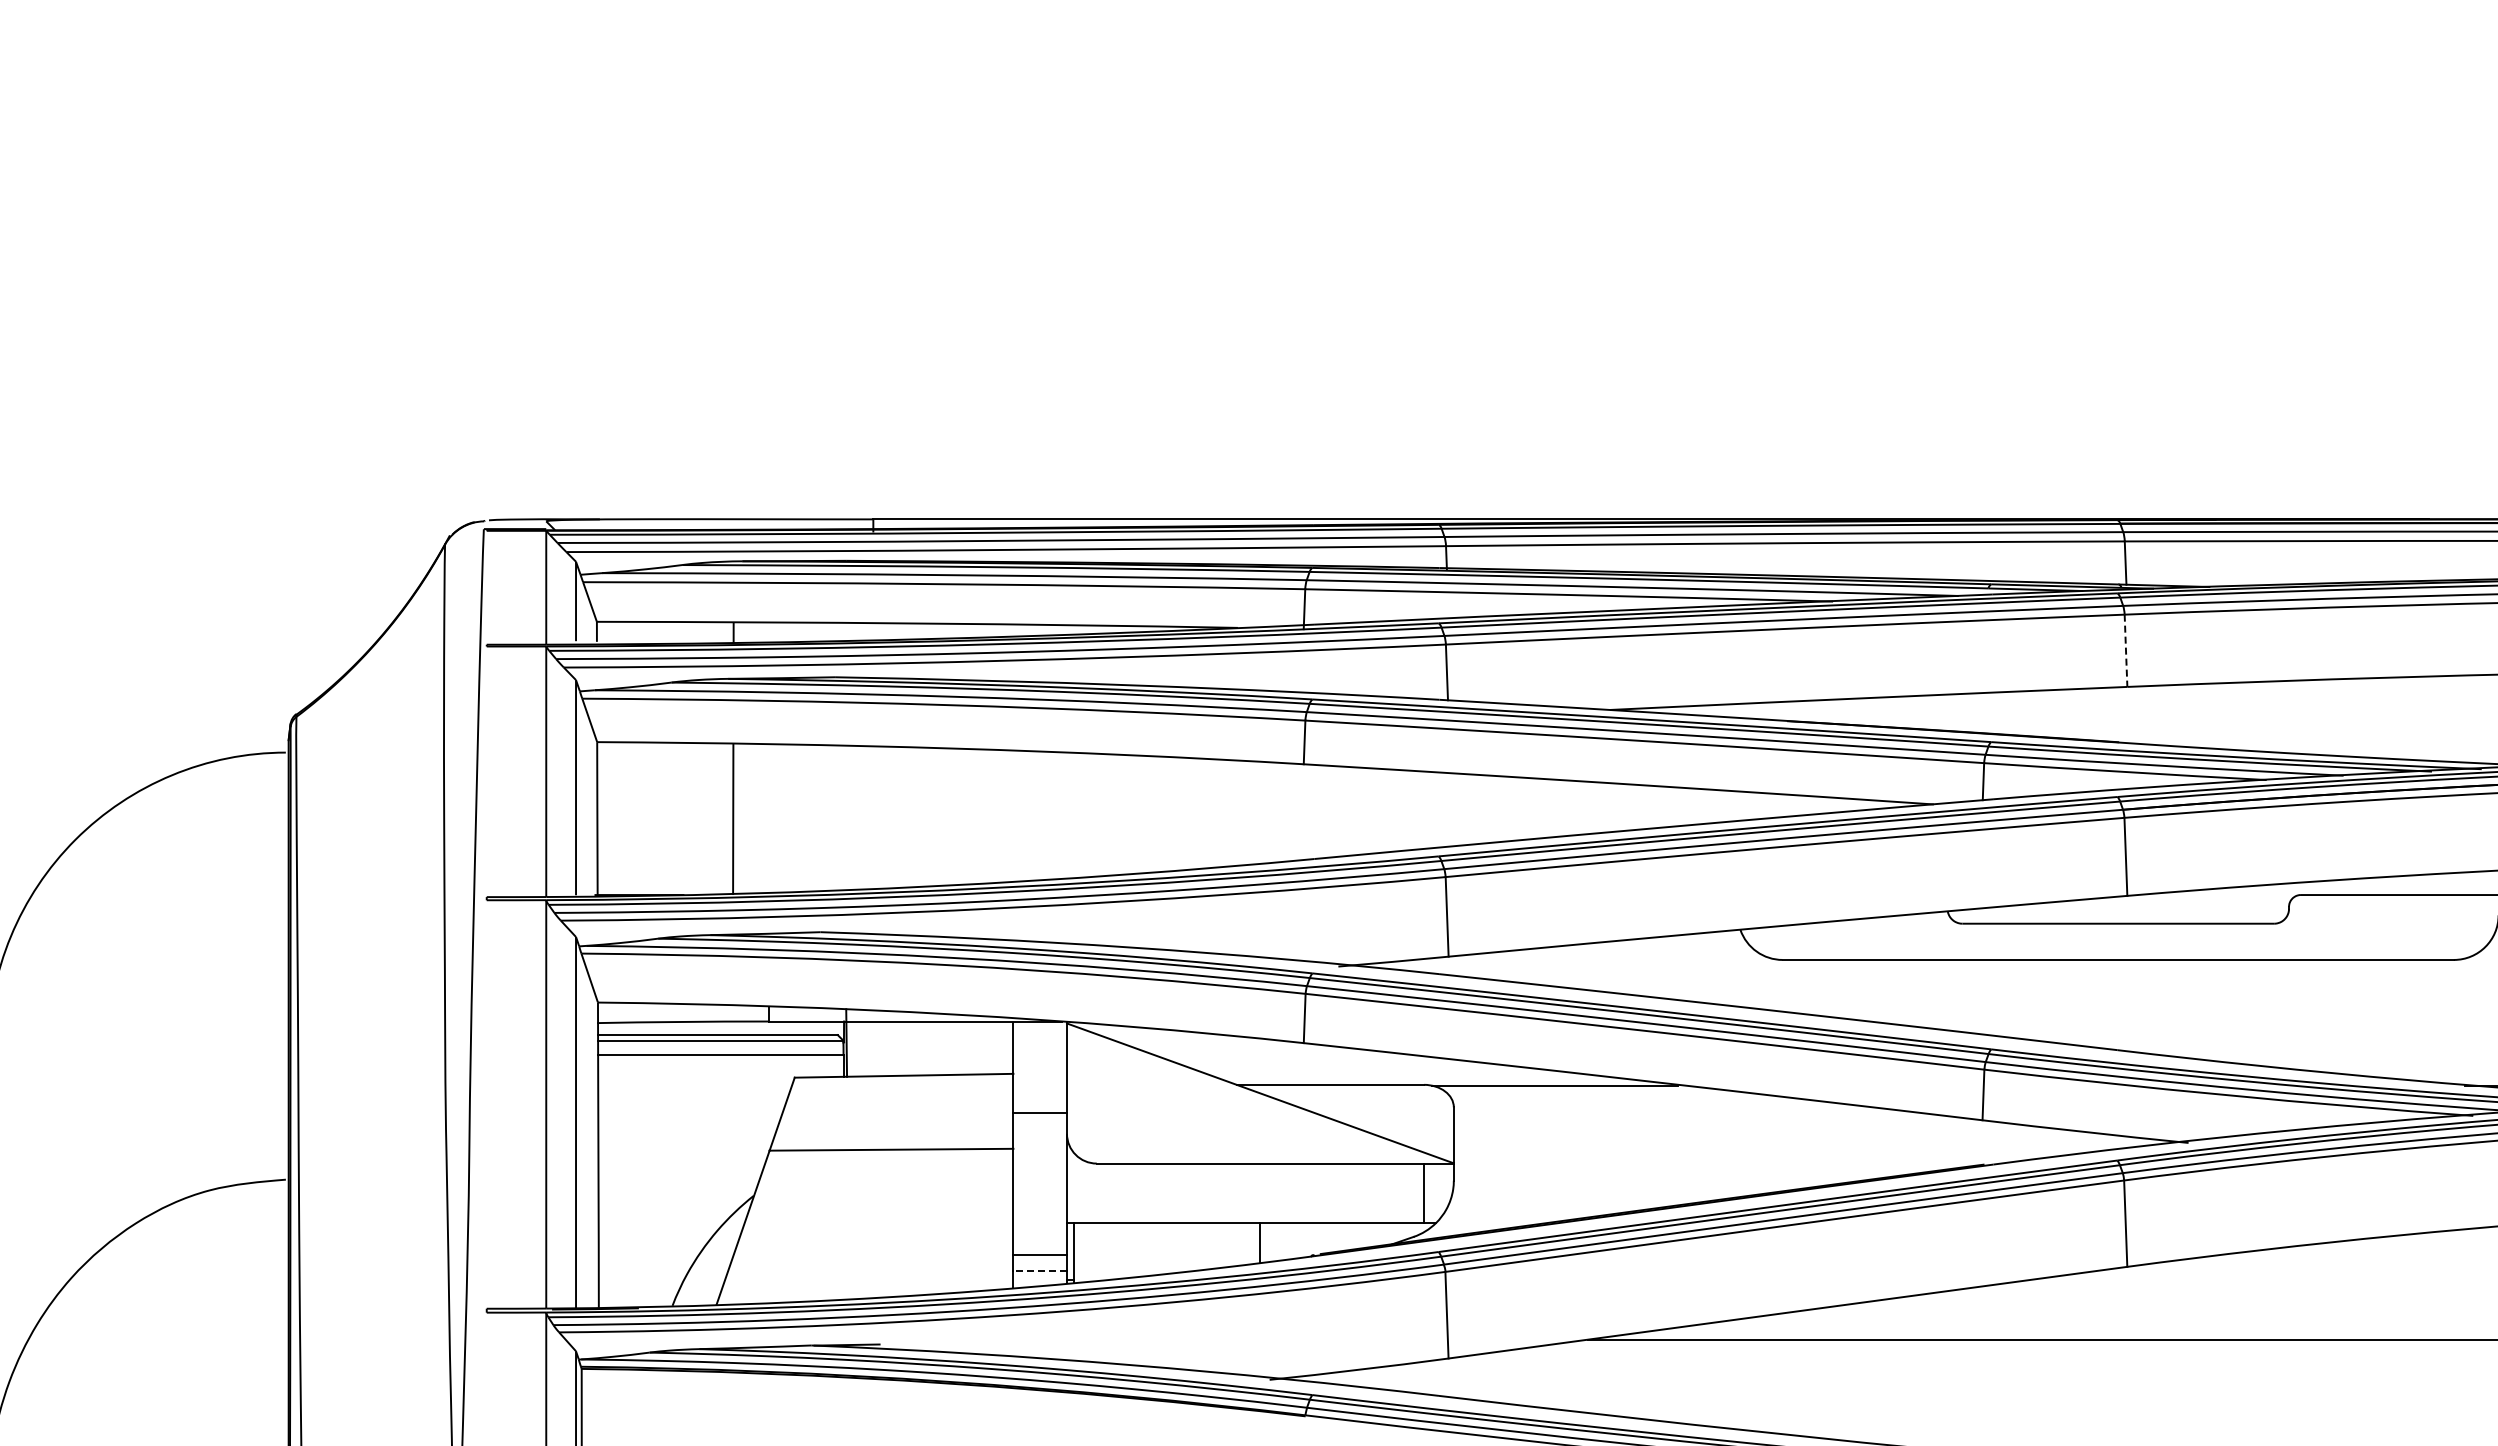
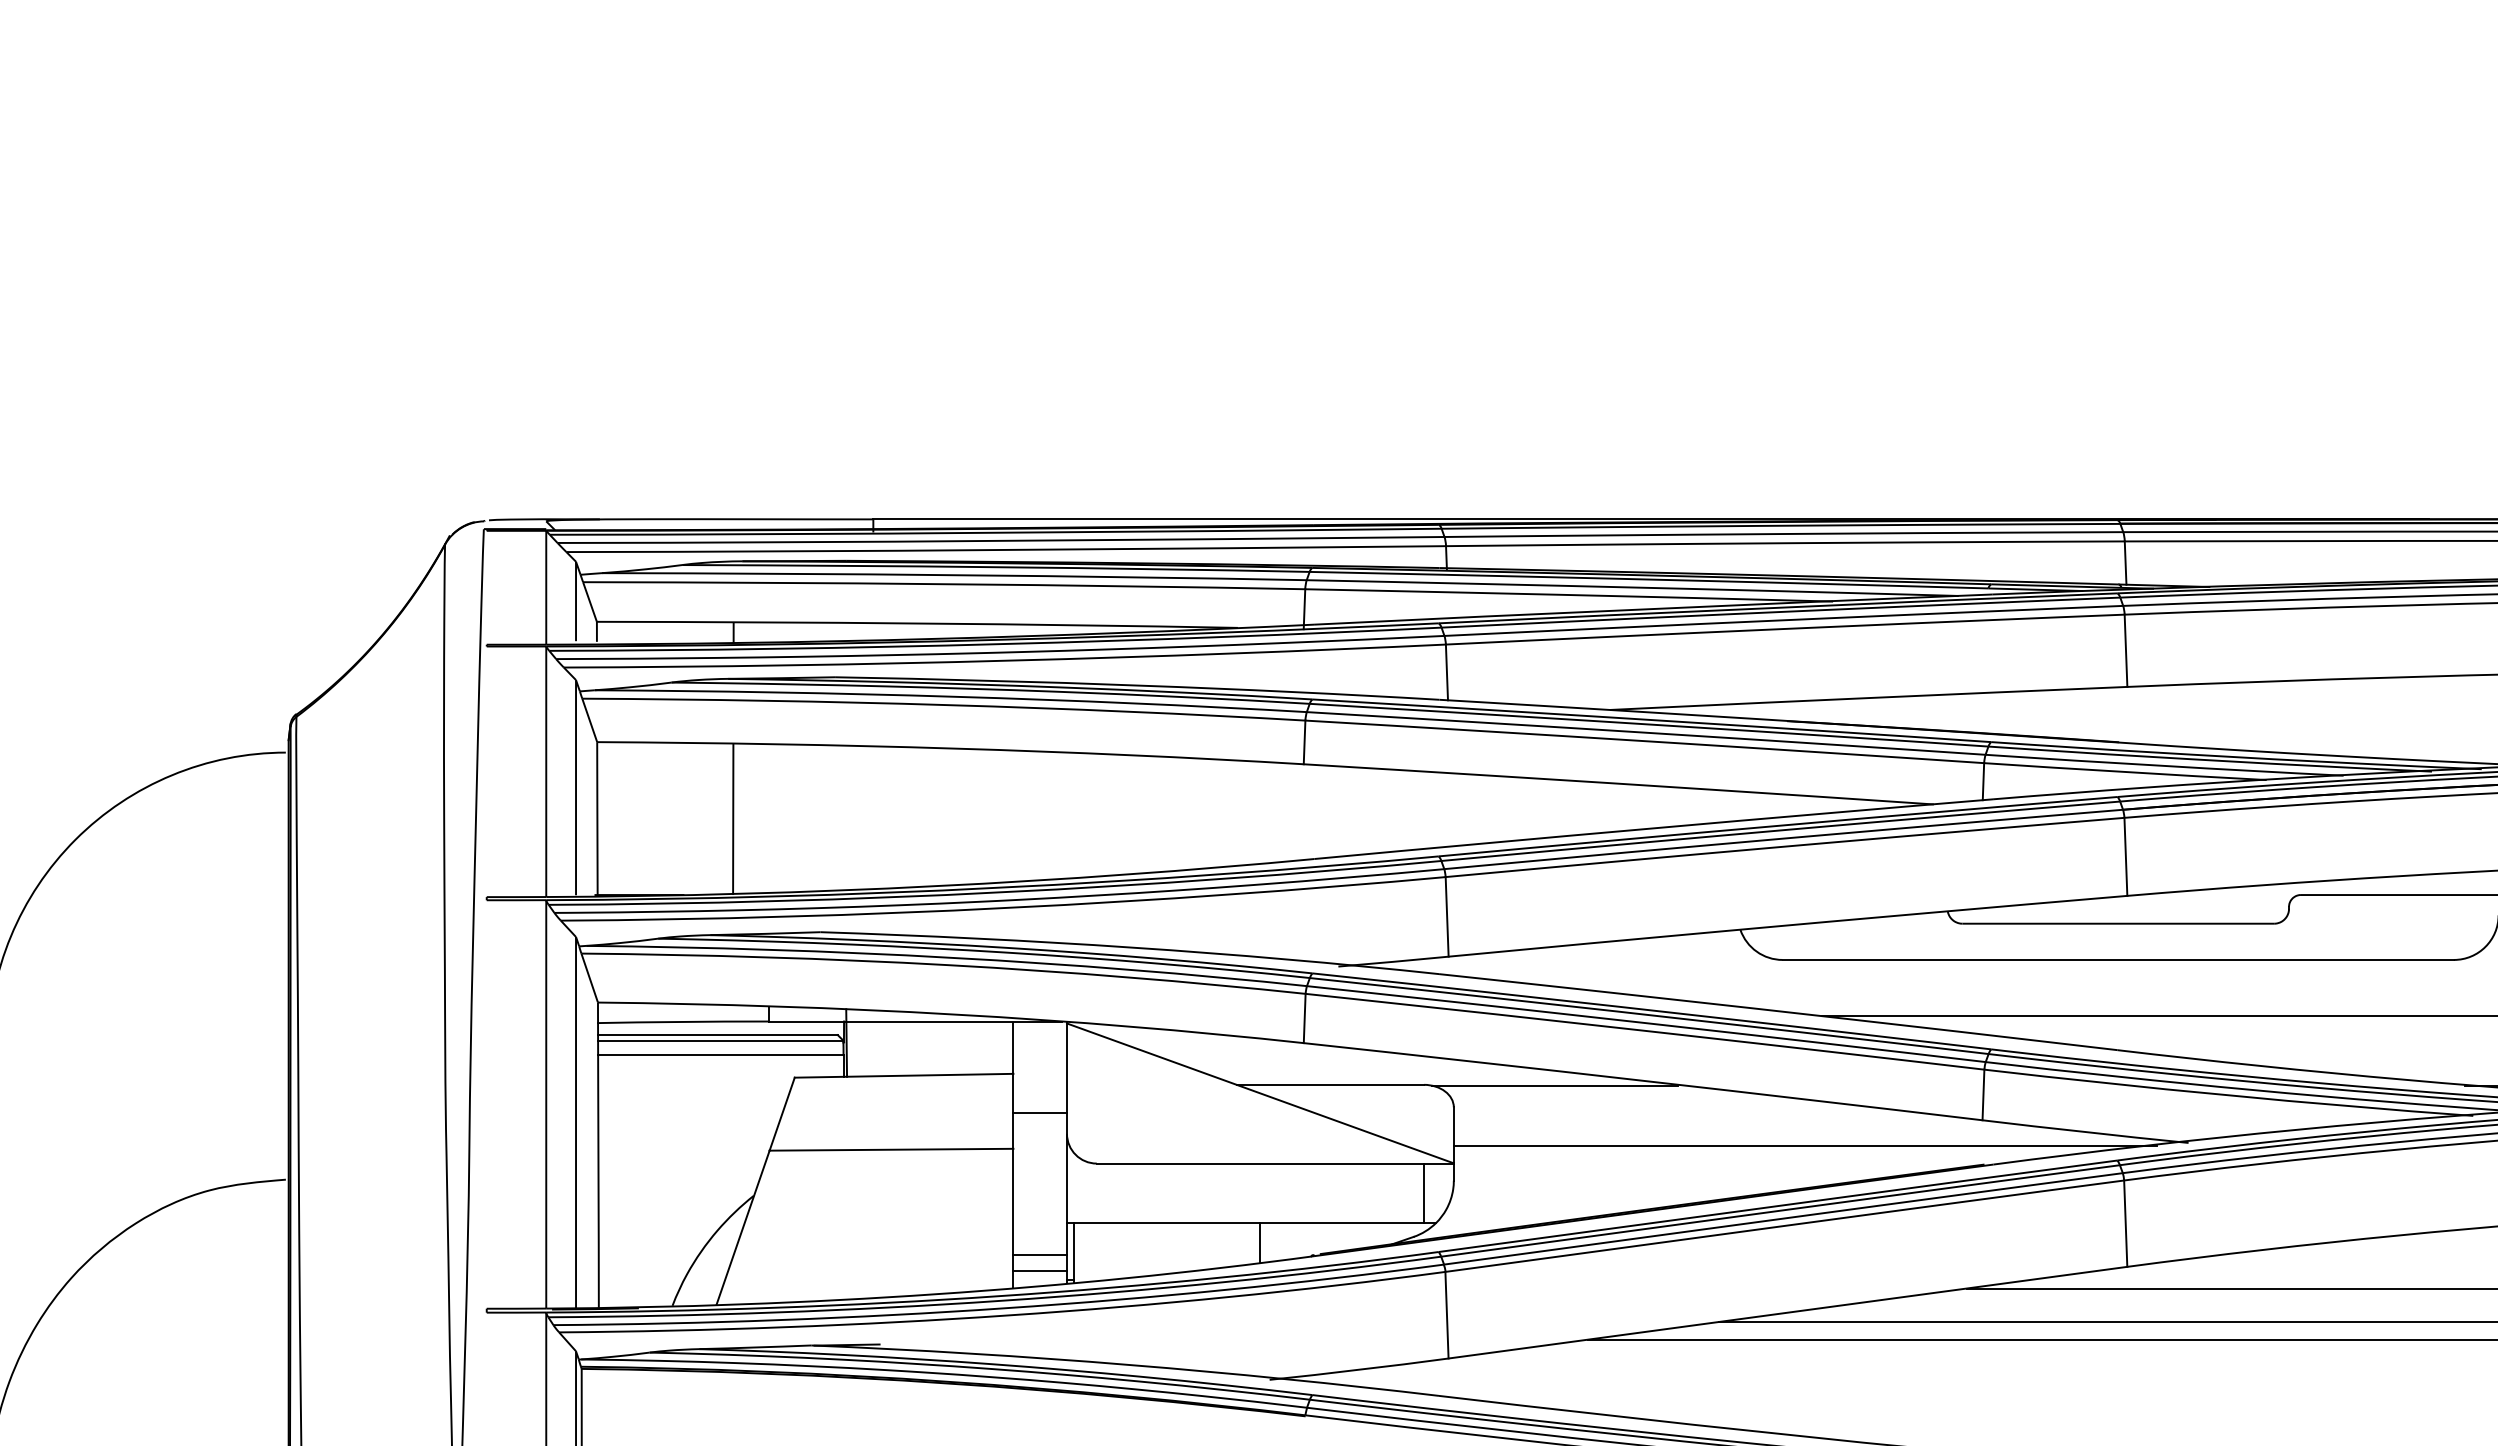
line: dashed -> solid (2126, 651)
line: none -> present (2157, 1016)
line: none -> present (1805, 1145)
line: dashed -> solid (1040, 1271)
line: none -> present (2230, 1288)
line: none -> present (2106, 1322)
